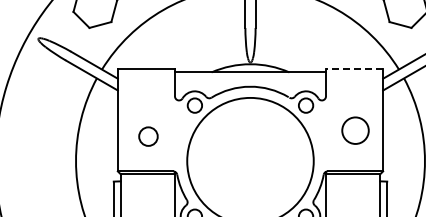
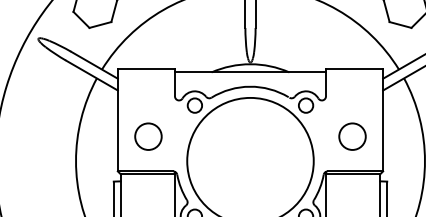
line: dashed -> solid (354, 69)
circle position: (355, 130) -> (352, 136) (352, 136)
circle size: 21x21 px -> 29x29 px (148, 136)
